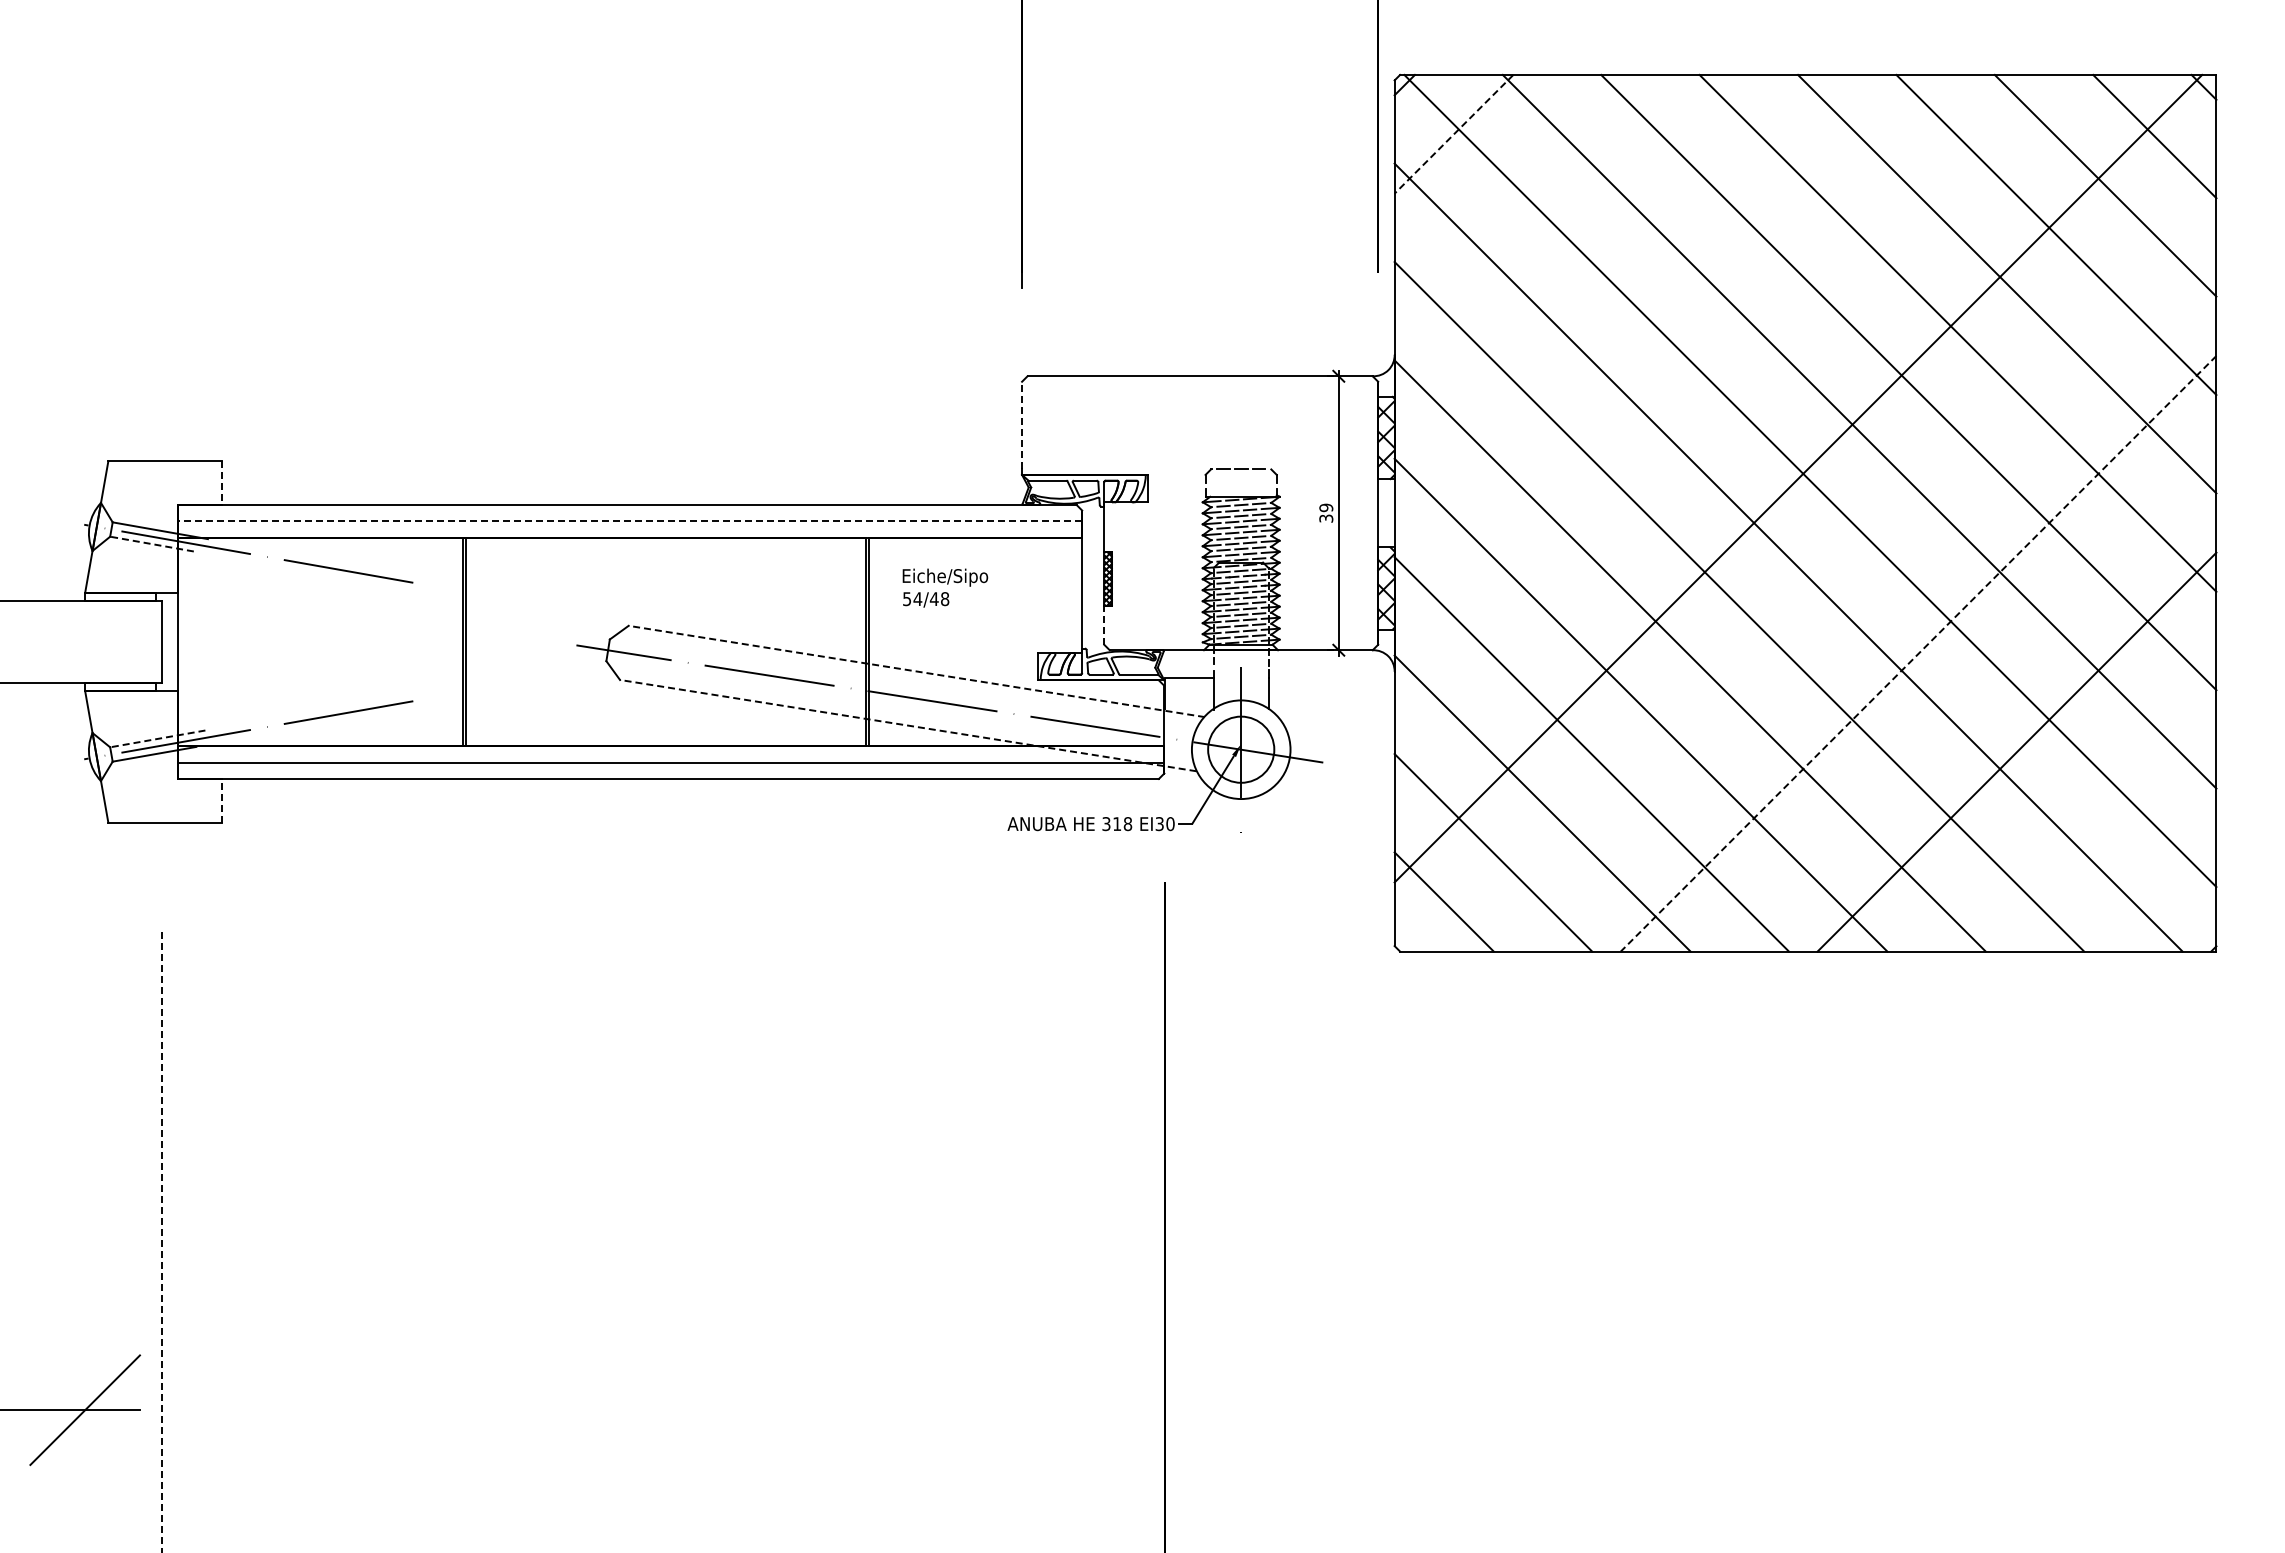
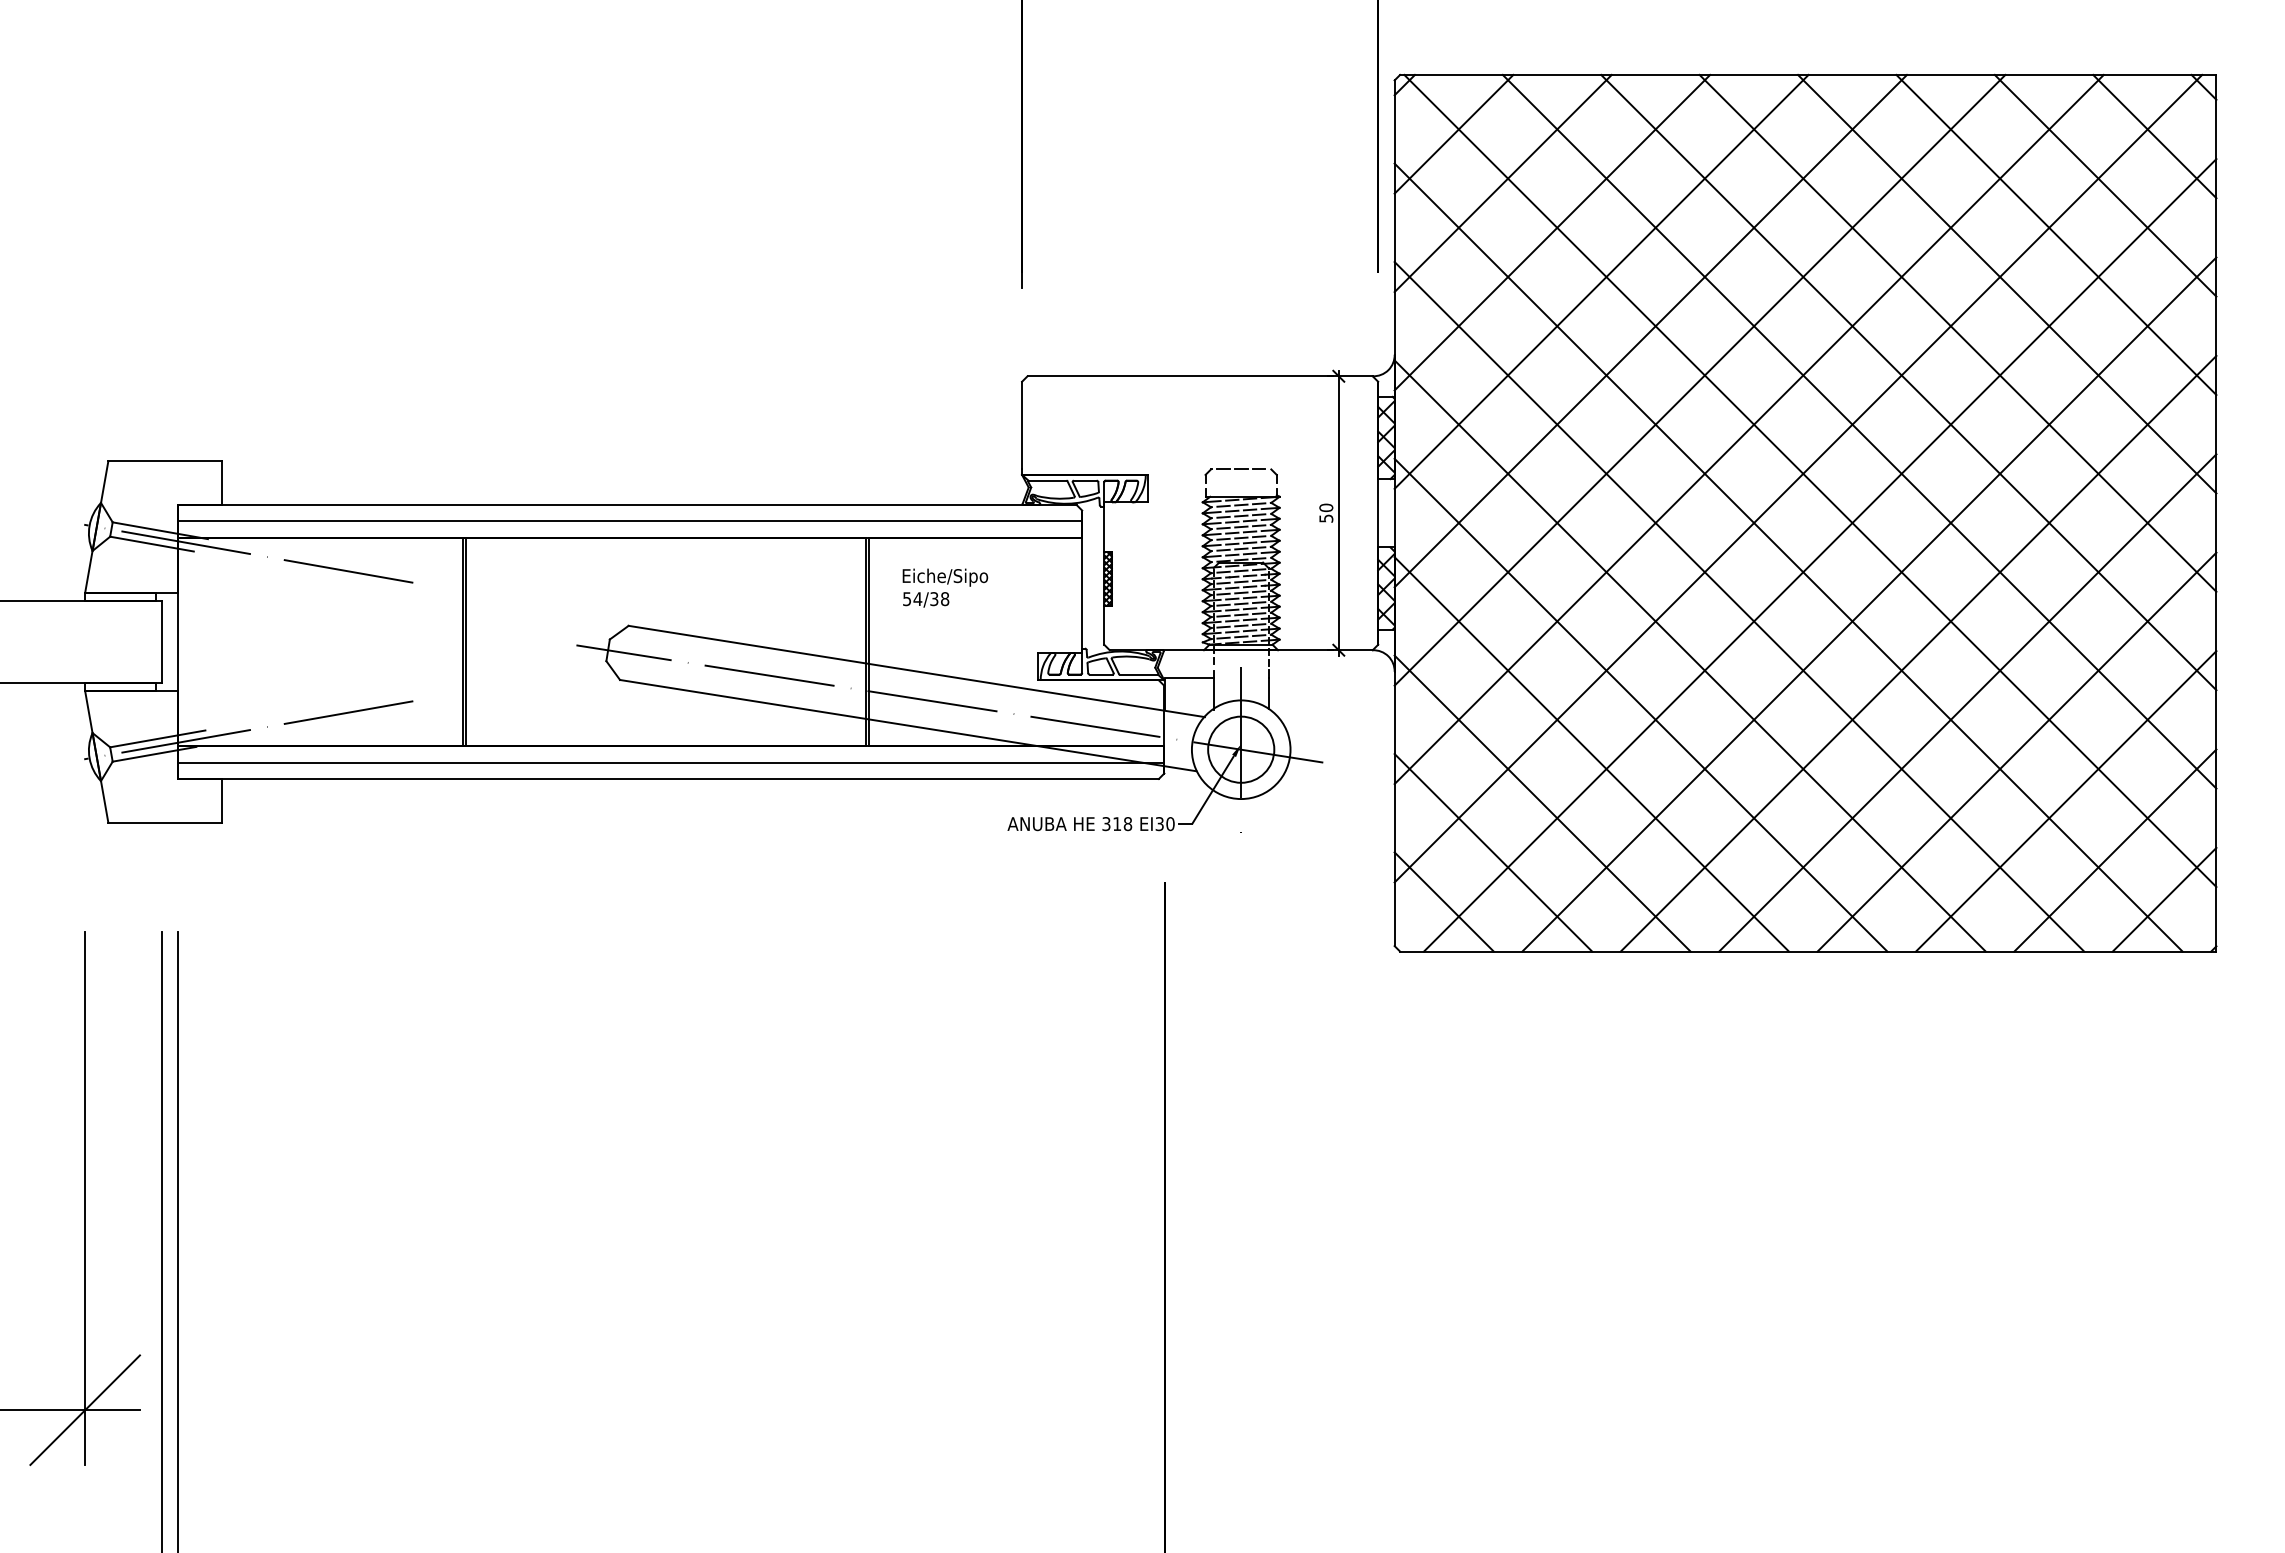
line: dashed -> solid (1453, 134)
line: none -> present (1502, 183)
line: none -> present (1552, 232)
line: none -> present (1601, 281)
line: none -> present (1650, 330)
line: none -> present (1699, 379)
line: dashed -> solid (1022, 425)
line: none -> present (1748, 429)
line: dashed -> solid (222, 483)
text: 39 -> 50 (1326, 512)
line: dashed -> solid (630, 521)
line: dashed -> solid (151, 544)
line: none -> present (1819, 555)
text: 54/48 -> 54/38 (933, 599)
line: none -> present (1869, 604)
line: dashed -> solid (1104, 625)
line: dashed -> solid (1918, 654)
line: dashed -> solid (916, 671)
line: none -> present (1967, 702)
line: dashed -> solid (908, 725)
line: dashed -> solid (157, 739)
line: dashed -> solid (222, 800)
line: none -> present (2065, 801)
line: none -> present (2115, 850)
line: none -> present (2164, 899)
line: none -> present (85, 1198)
line: none -> present (178, 1240)
line: dashed -> solid (161, 1242)
